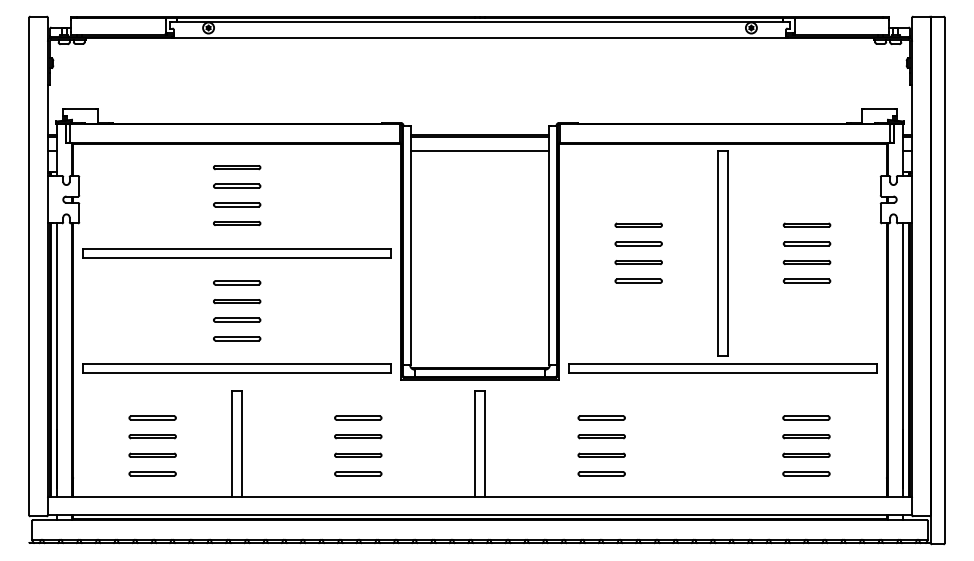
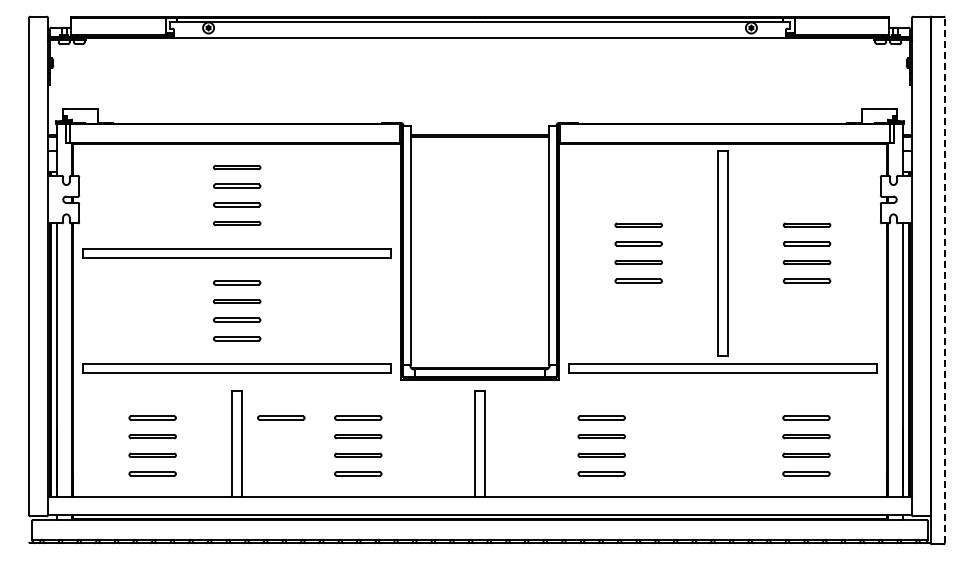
line: present -> none (479, 151)
line: solid -> dashed (944, 280)
part: none -> present (281, 417)
